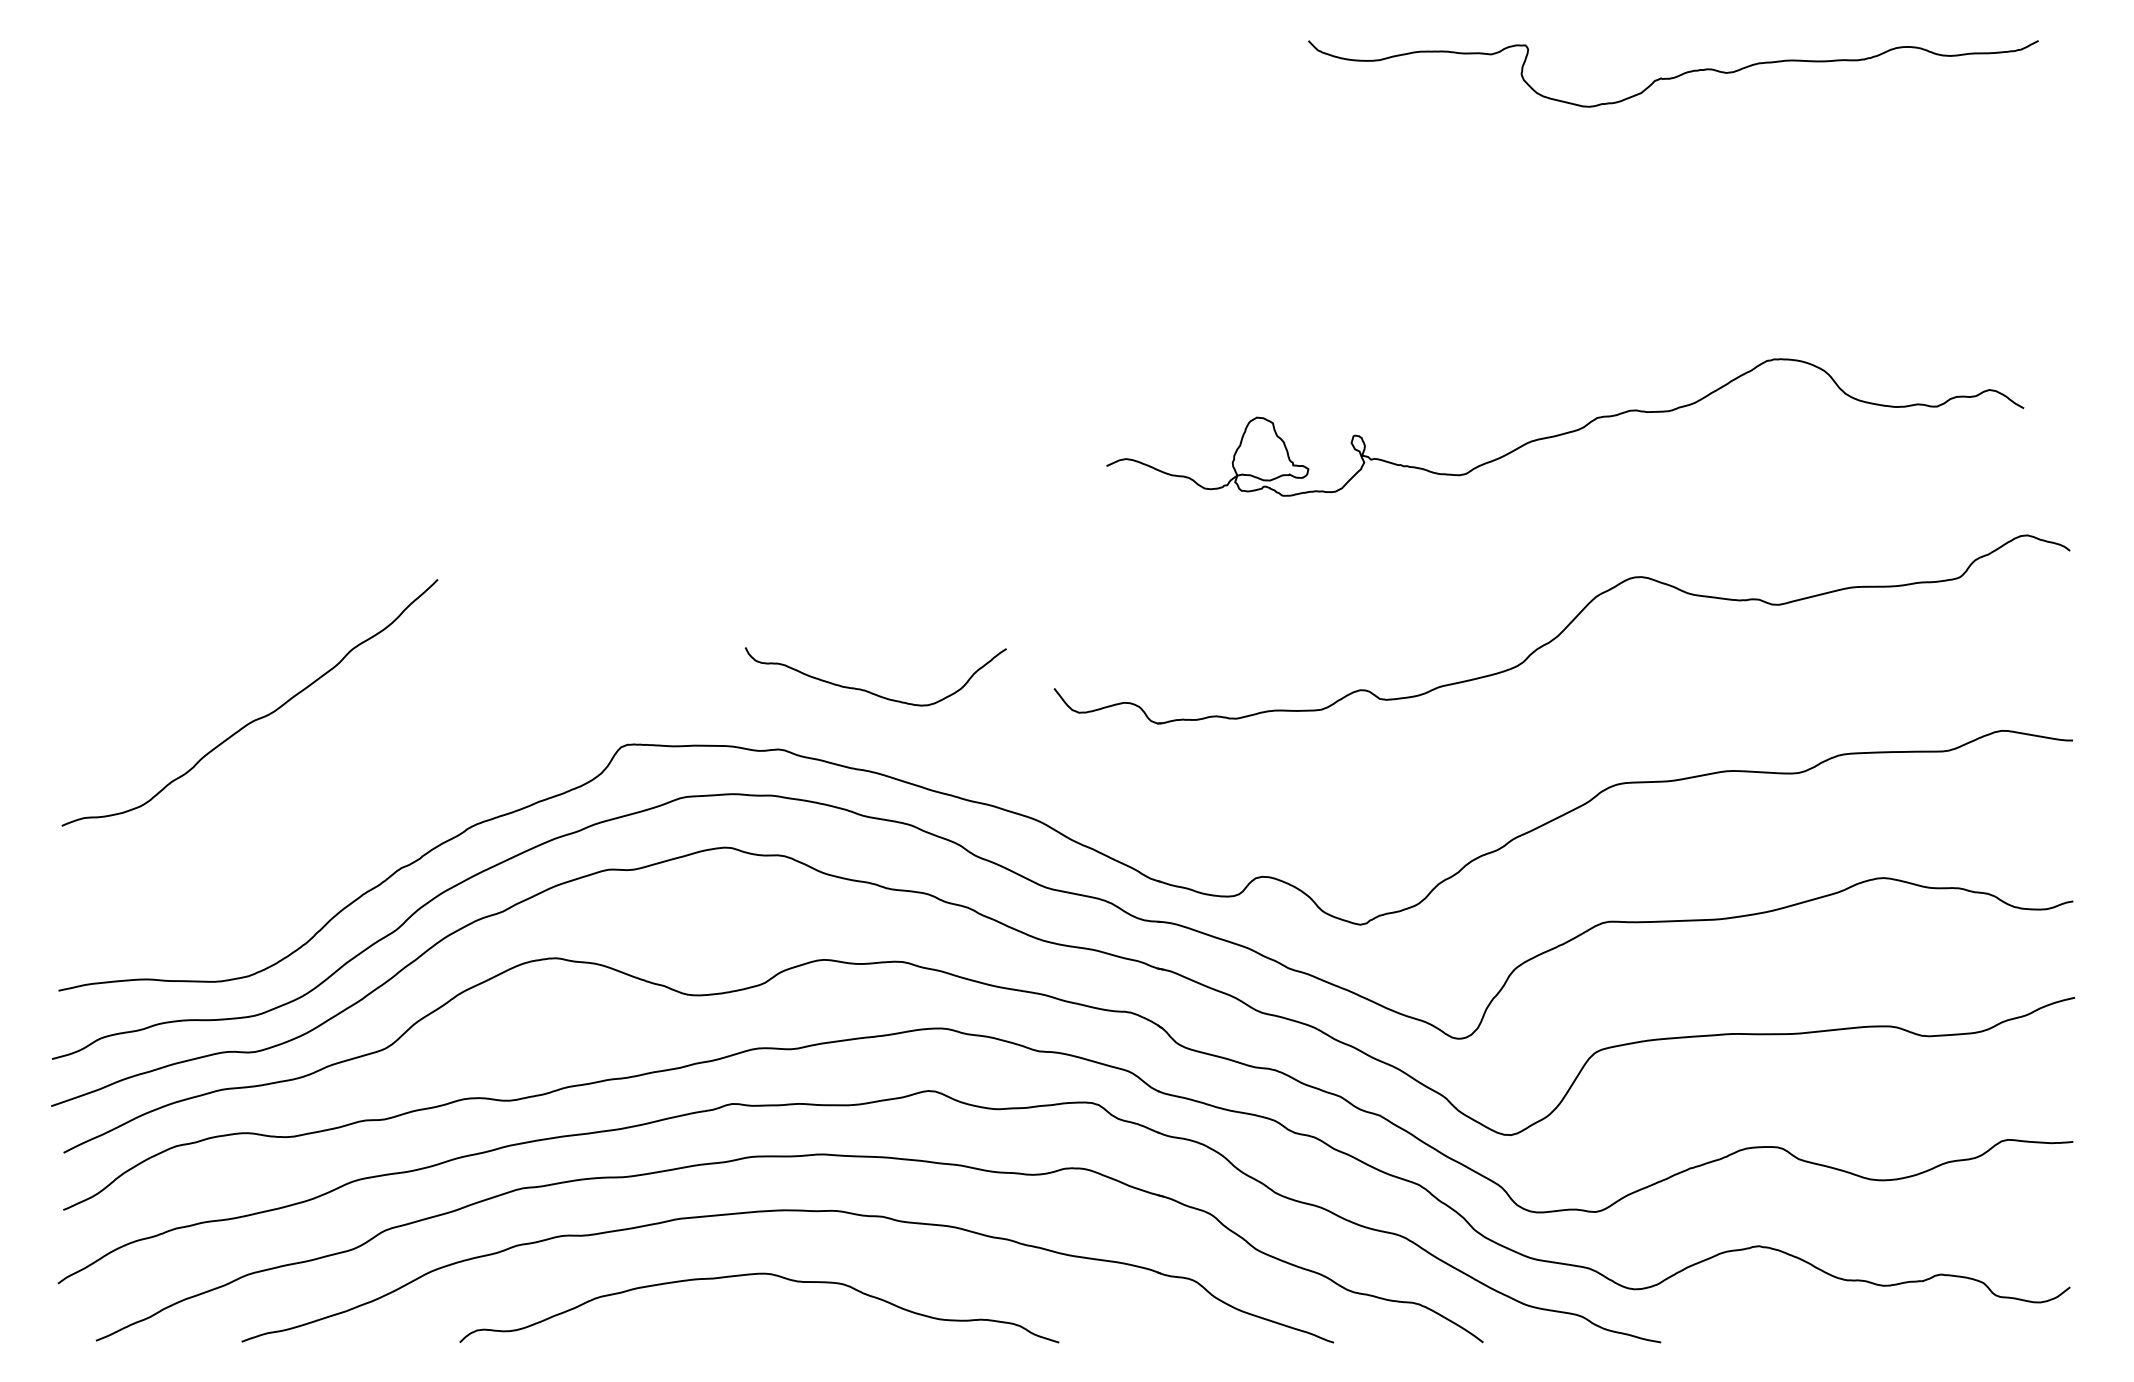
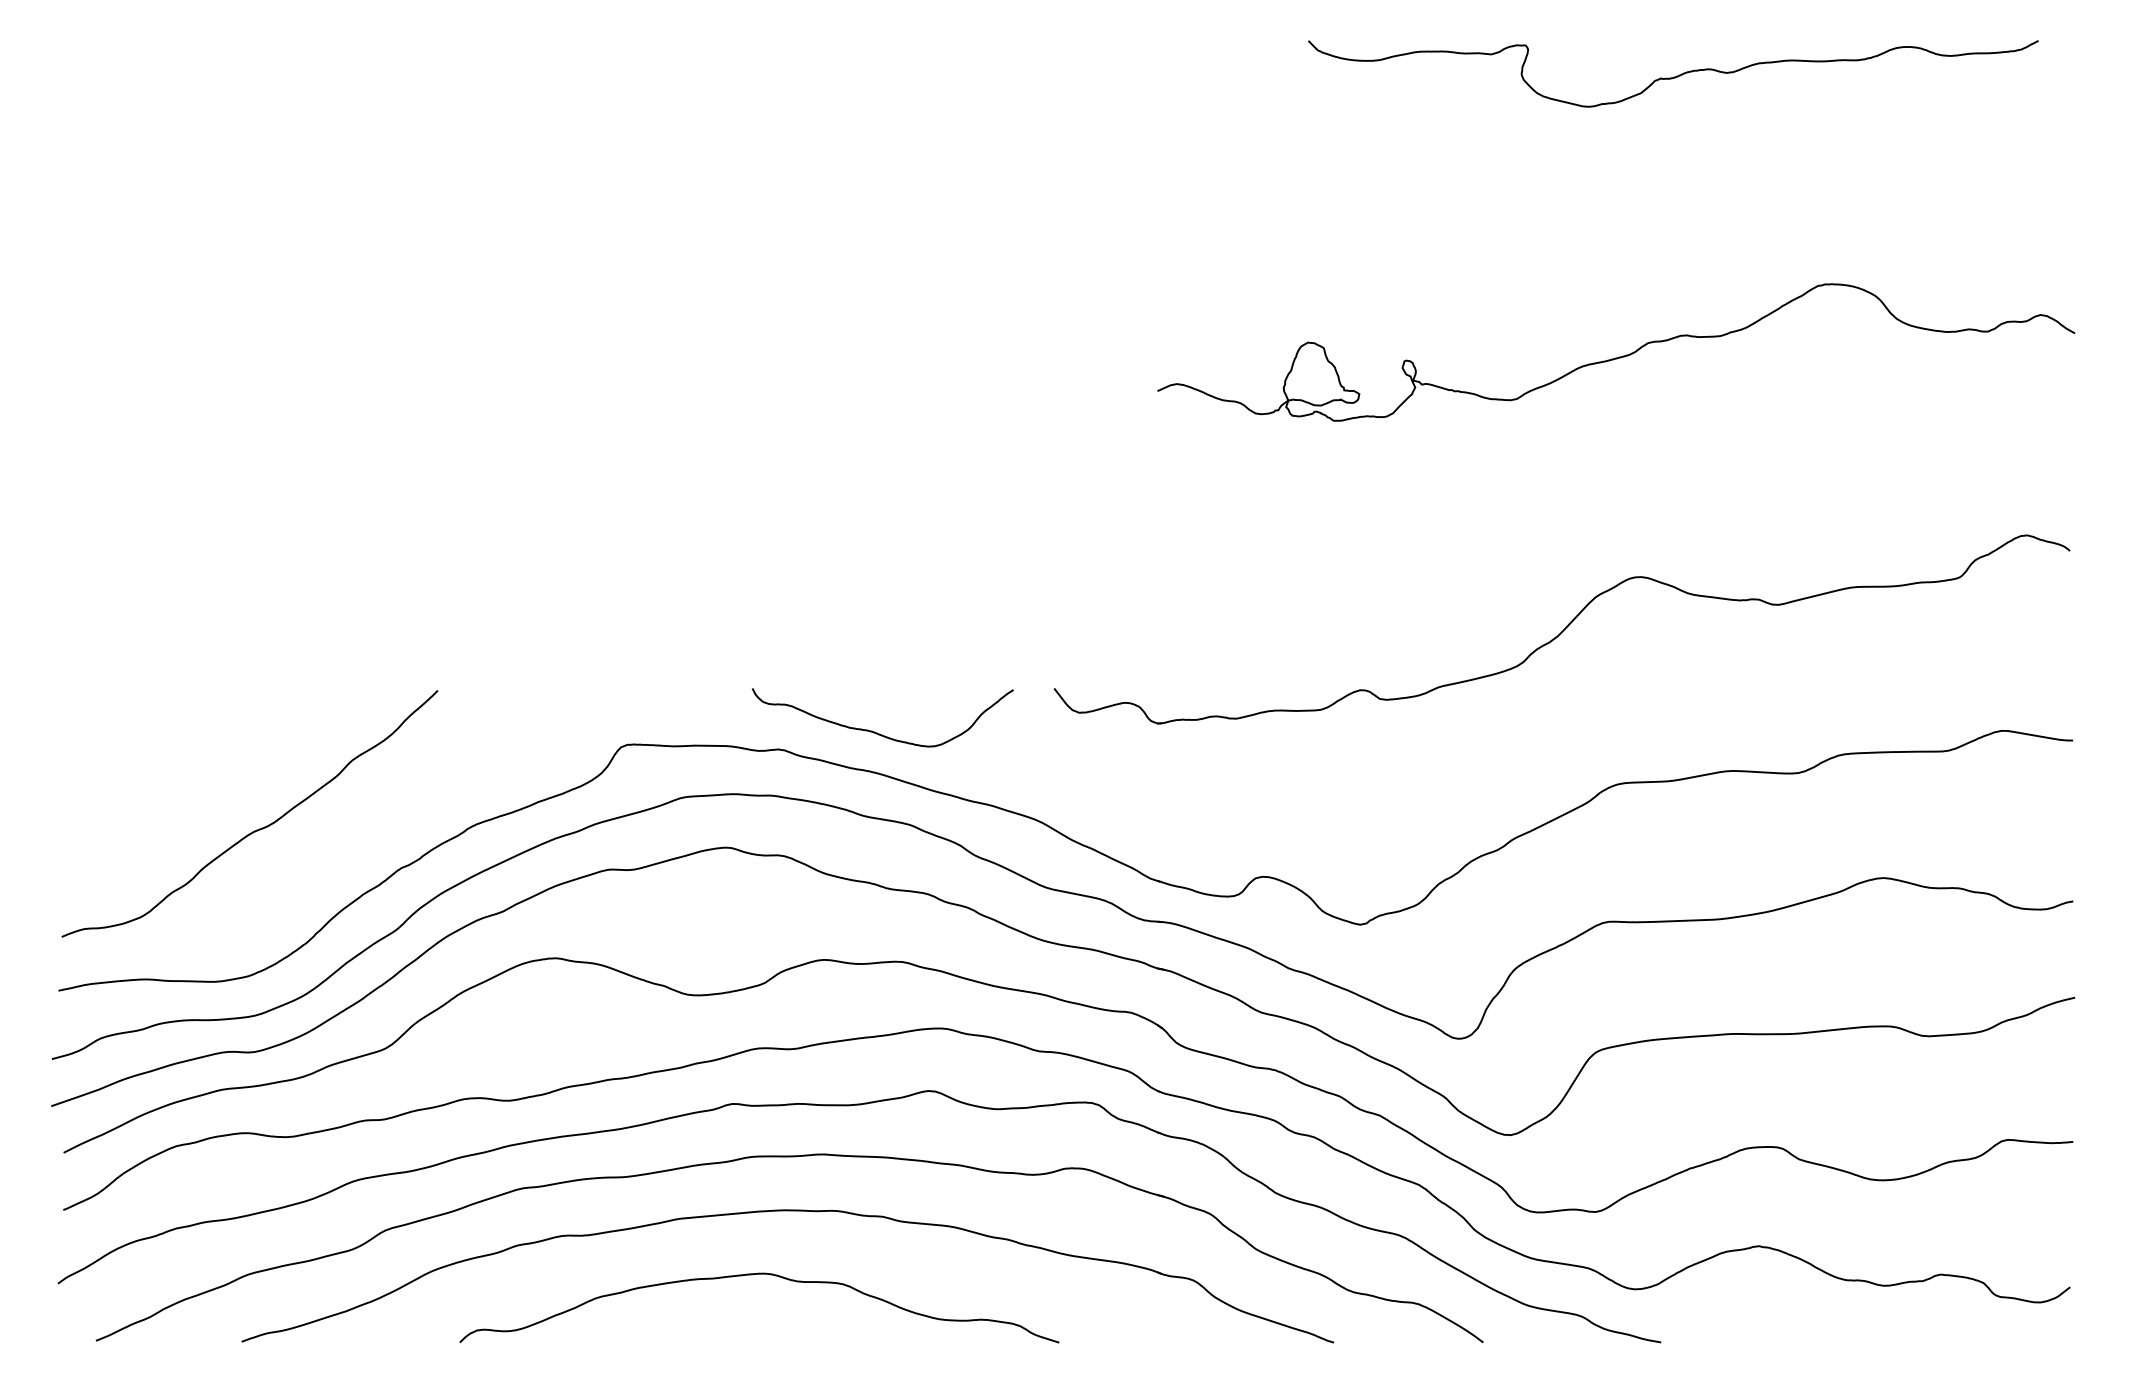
curve position: (1568, 431) -> (1619, 356) (1619, 356)
curve position: (870, 691) -> (877, 732) (877, 732)
curve position: (256, 718) -> (256, 829) (256, 829)
